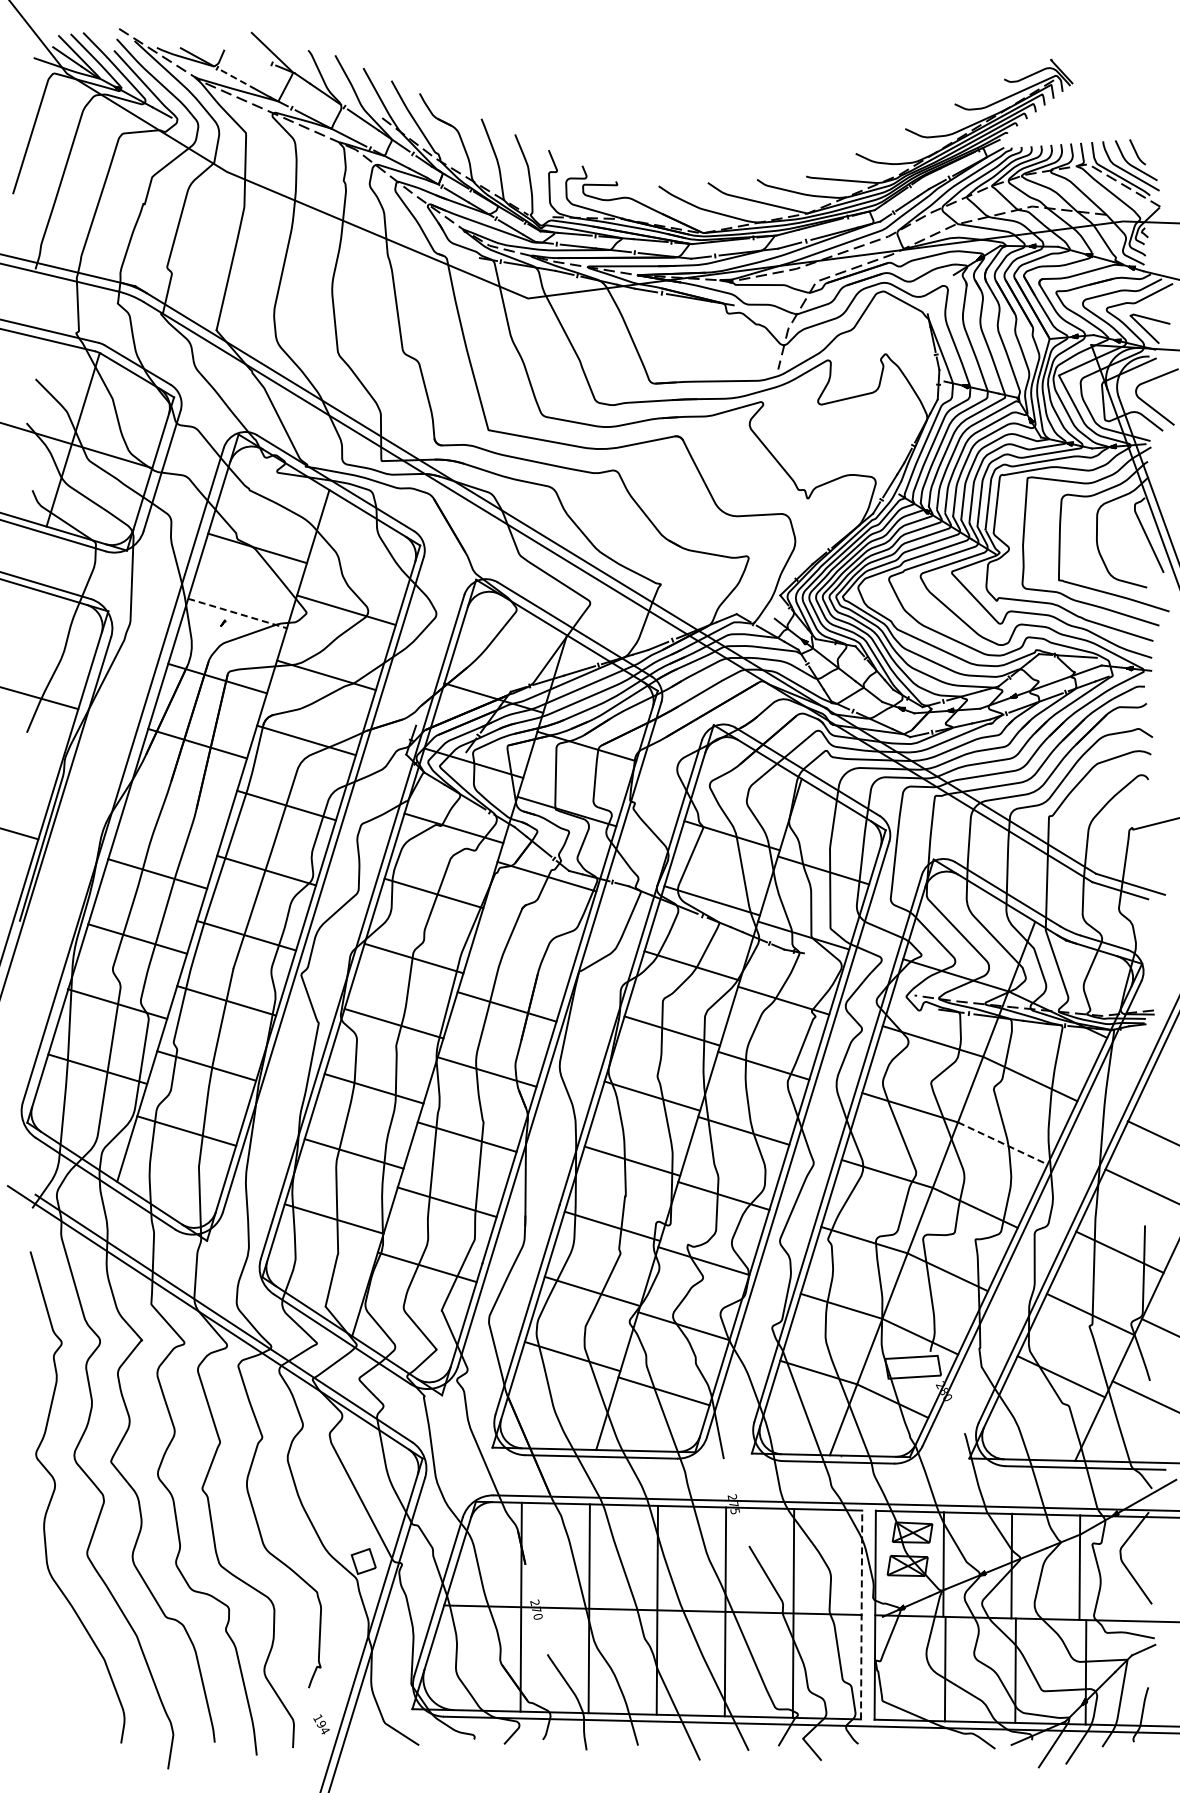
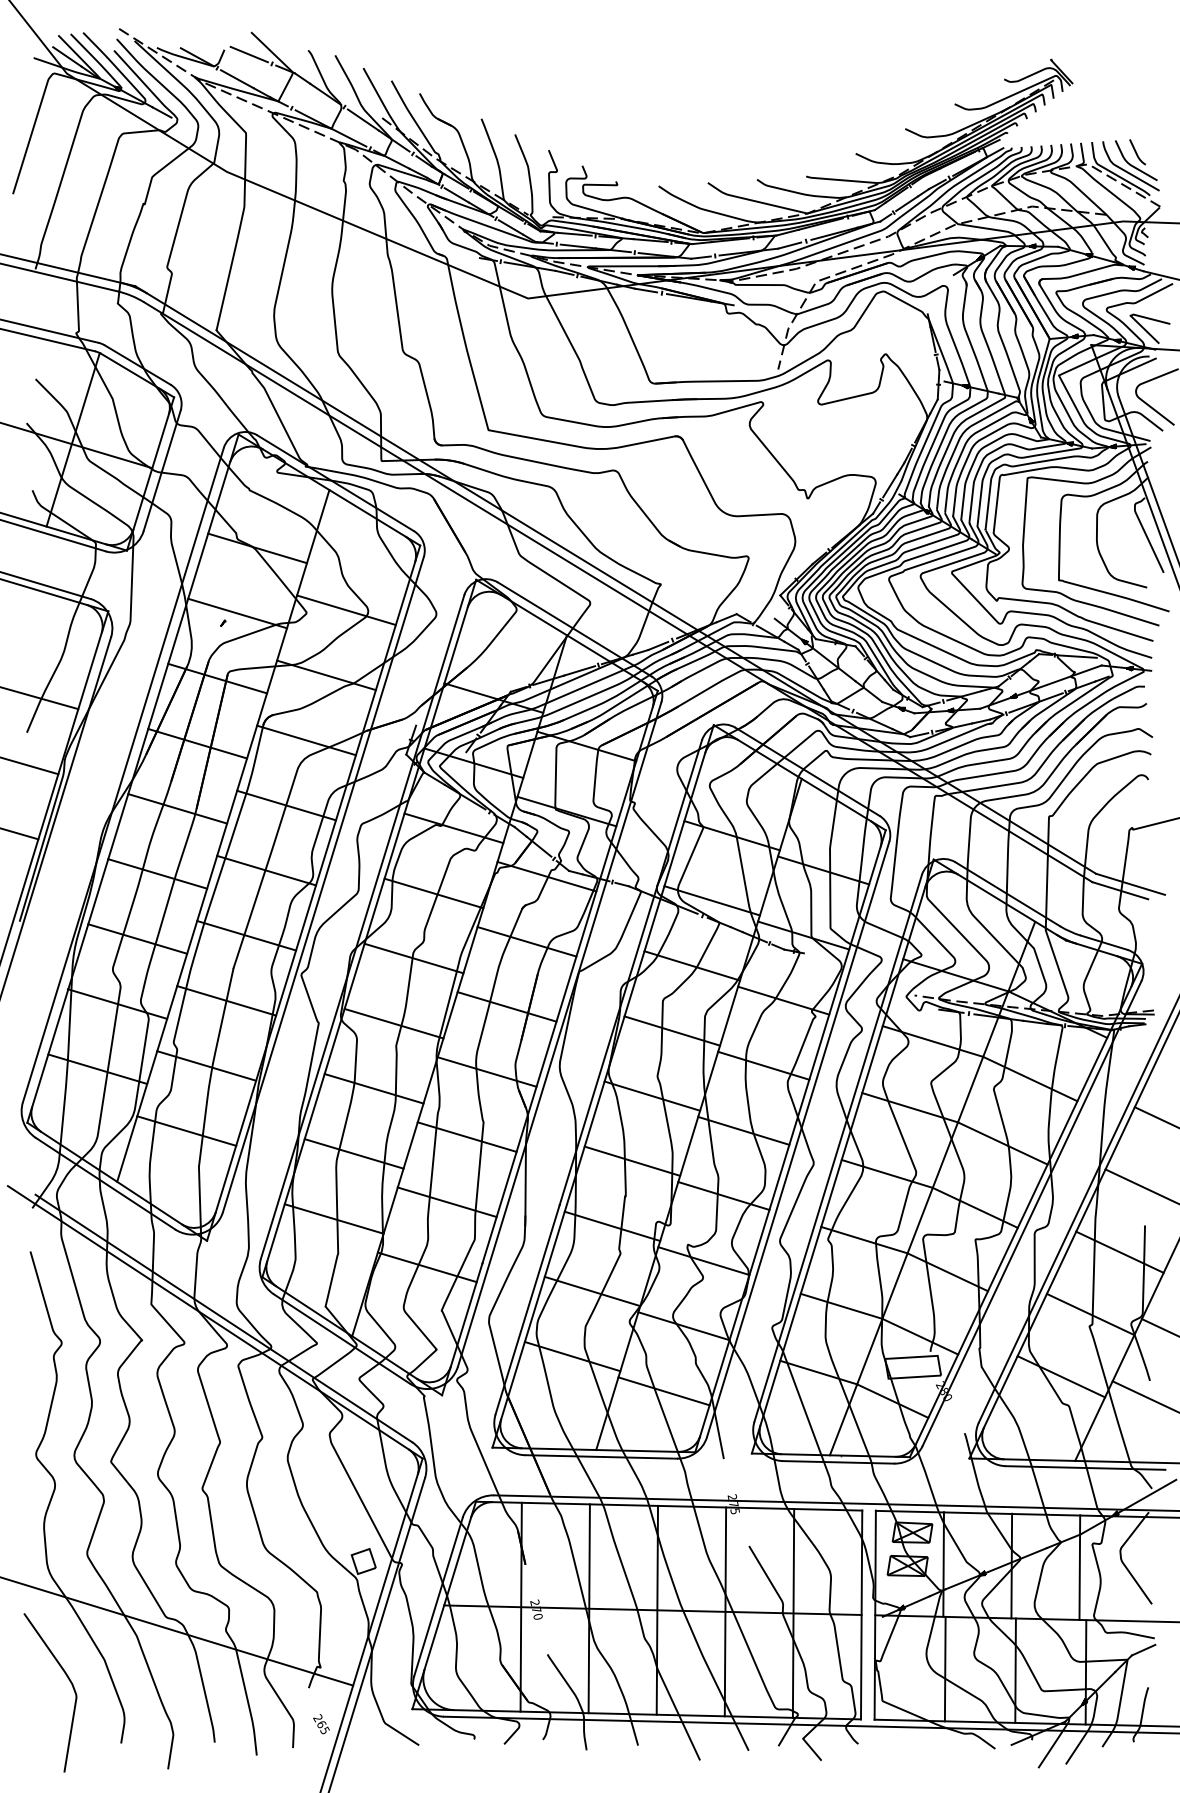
line: none -> present (248, 54)
line: dashed -> solid (237, 79)
line: dashed -> solid (237, 613)
line: none -> present (30, 766)
line: none -> present (177, 808)
line: none -> present (526, 941)
line position: (1151, 1132) -> (1155, 1116) (1155, 1116)
line: dashed -> solid (1002, 1143)
line: dashed -> solid (861, 1614)
line: none -> present (177, 1631)
curve: none -> present (70, 1683)
text: 194 -> 265 (321, 1724)
